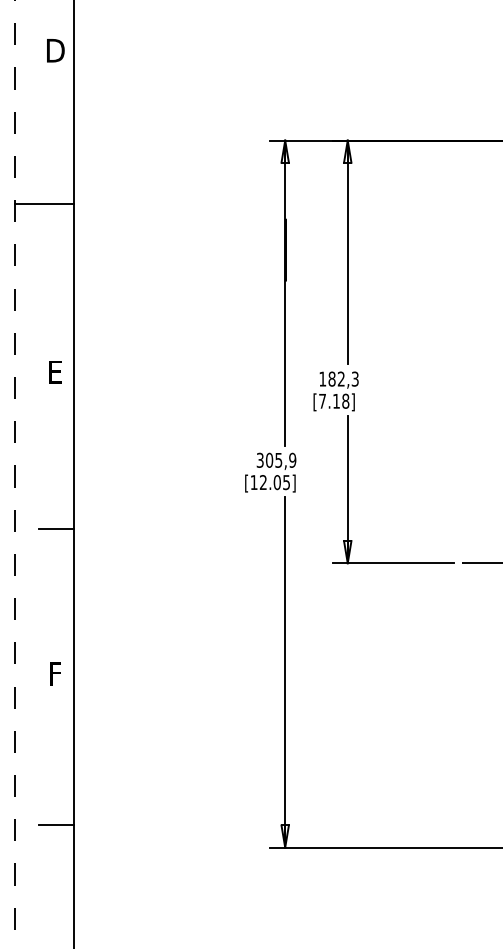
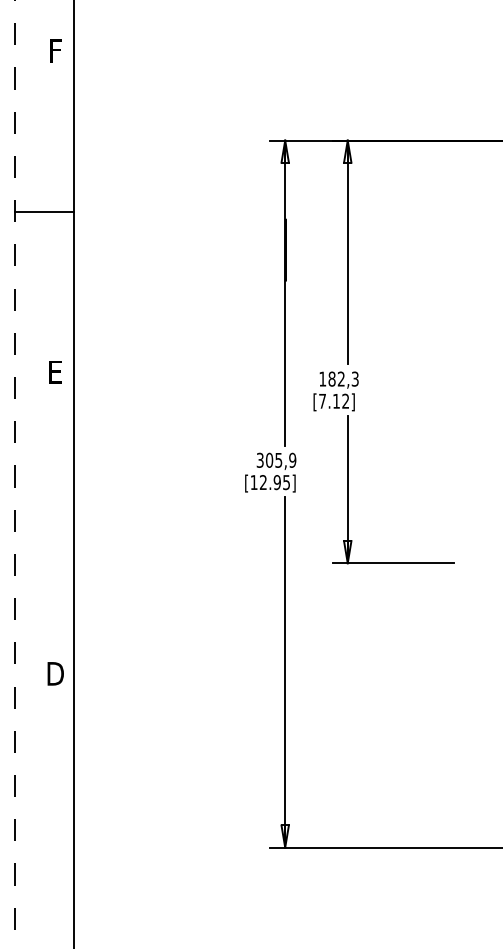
text: D -> F (55, 50)
line position: (44, 204) -> (44, 212) (44, 212)
text: [7.18] -> [7.12] (345, 400)
text: [12.05] -> [12.95] (276, 482)
line: present -> none (56, 529)
line: present -> none (480, 563)
text: F -> D (55, 673)
line: present -> none (56, 824)
